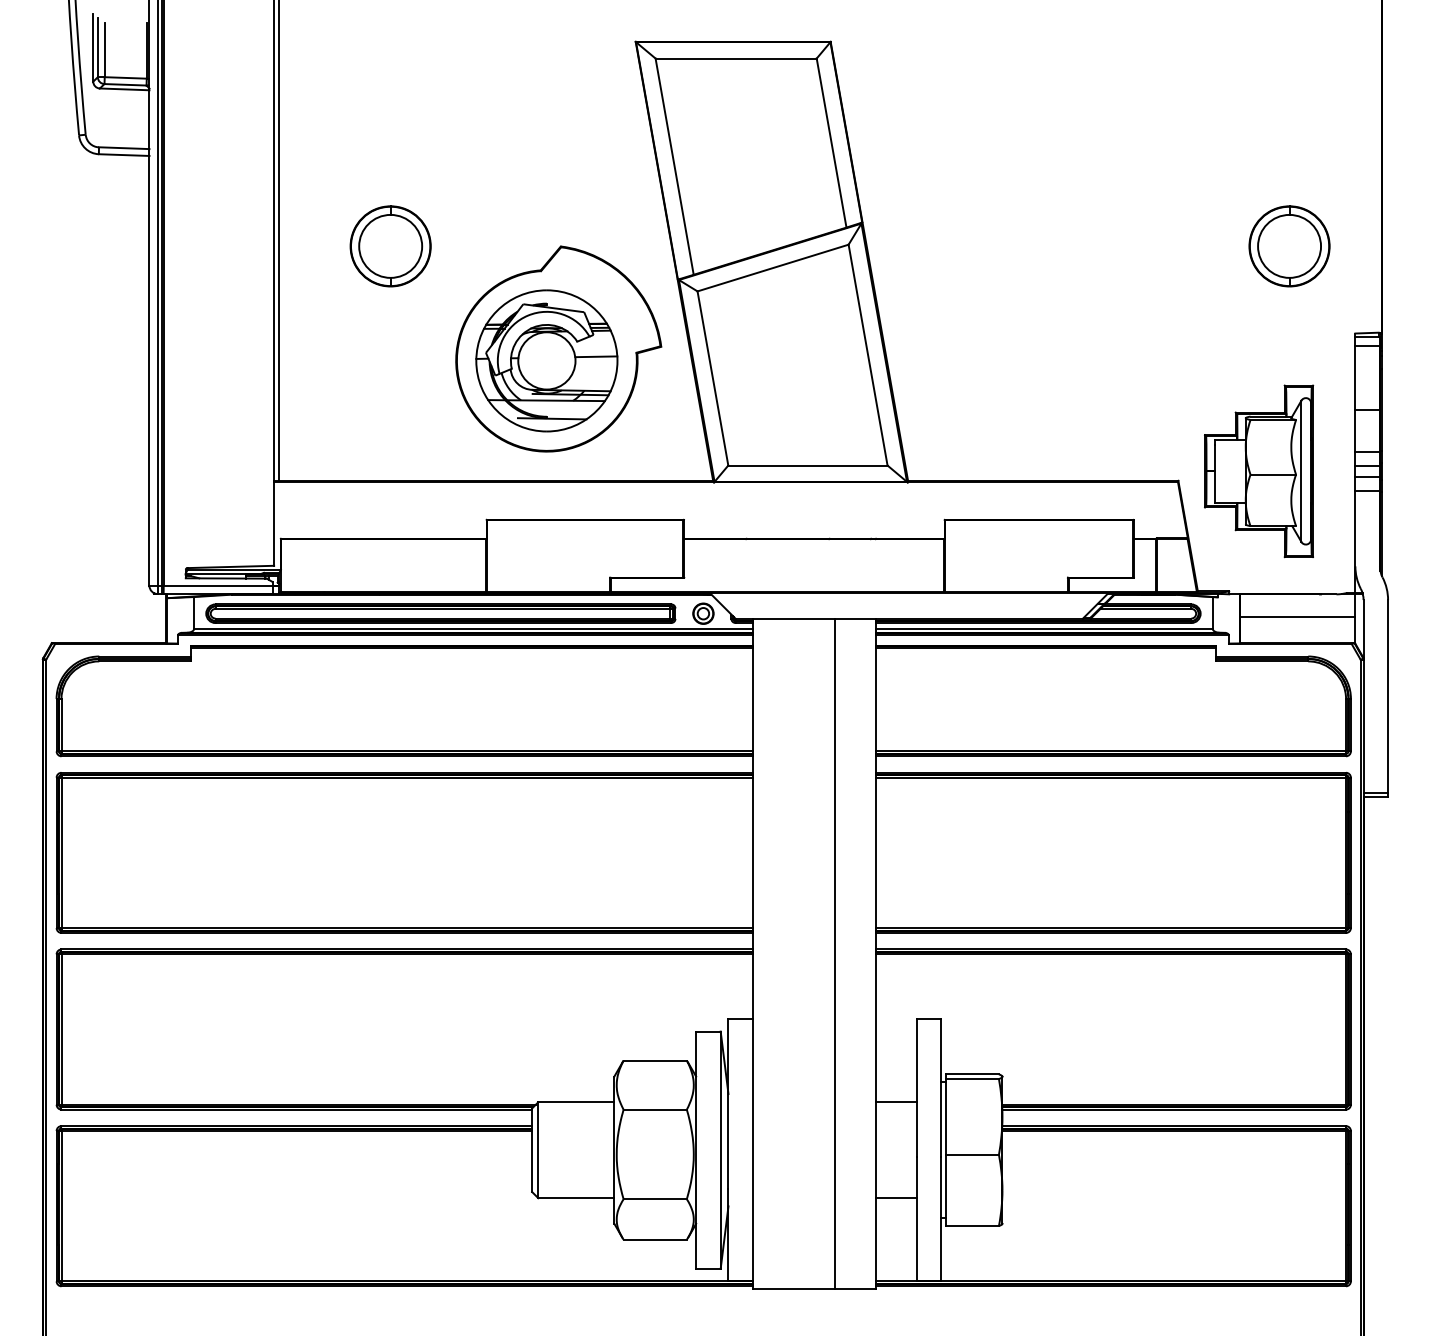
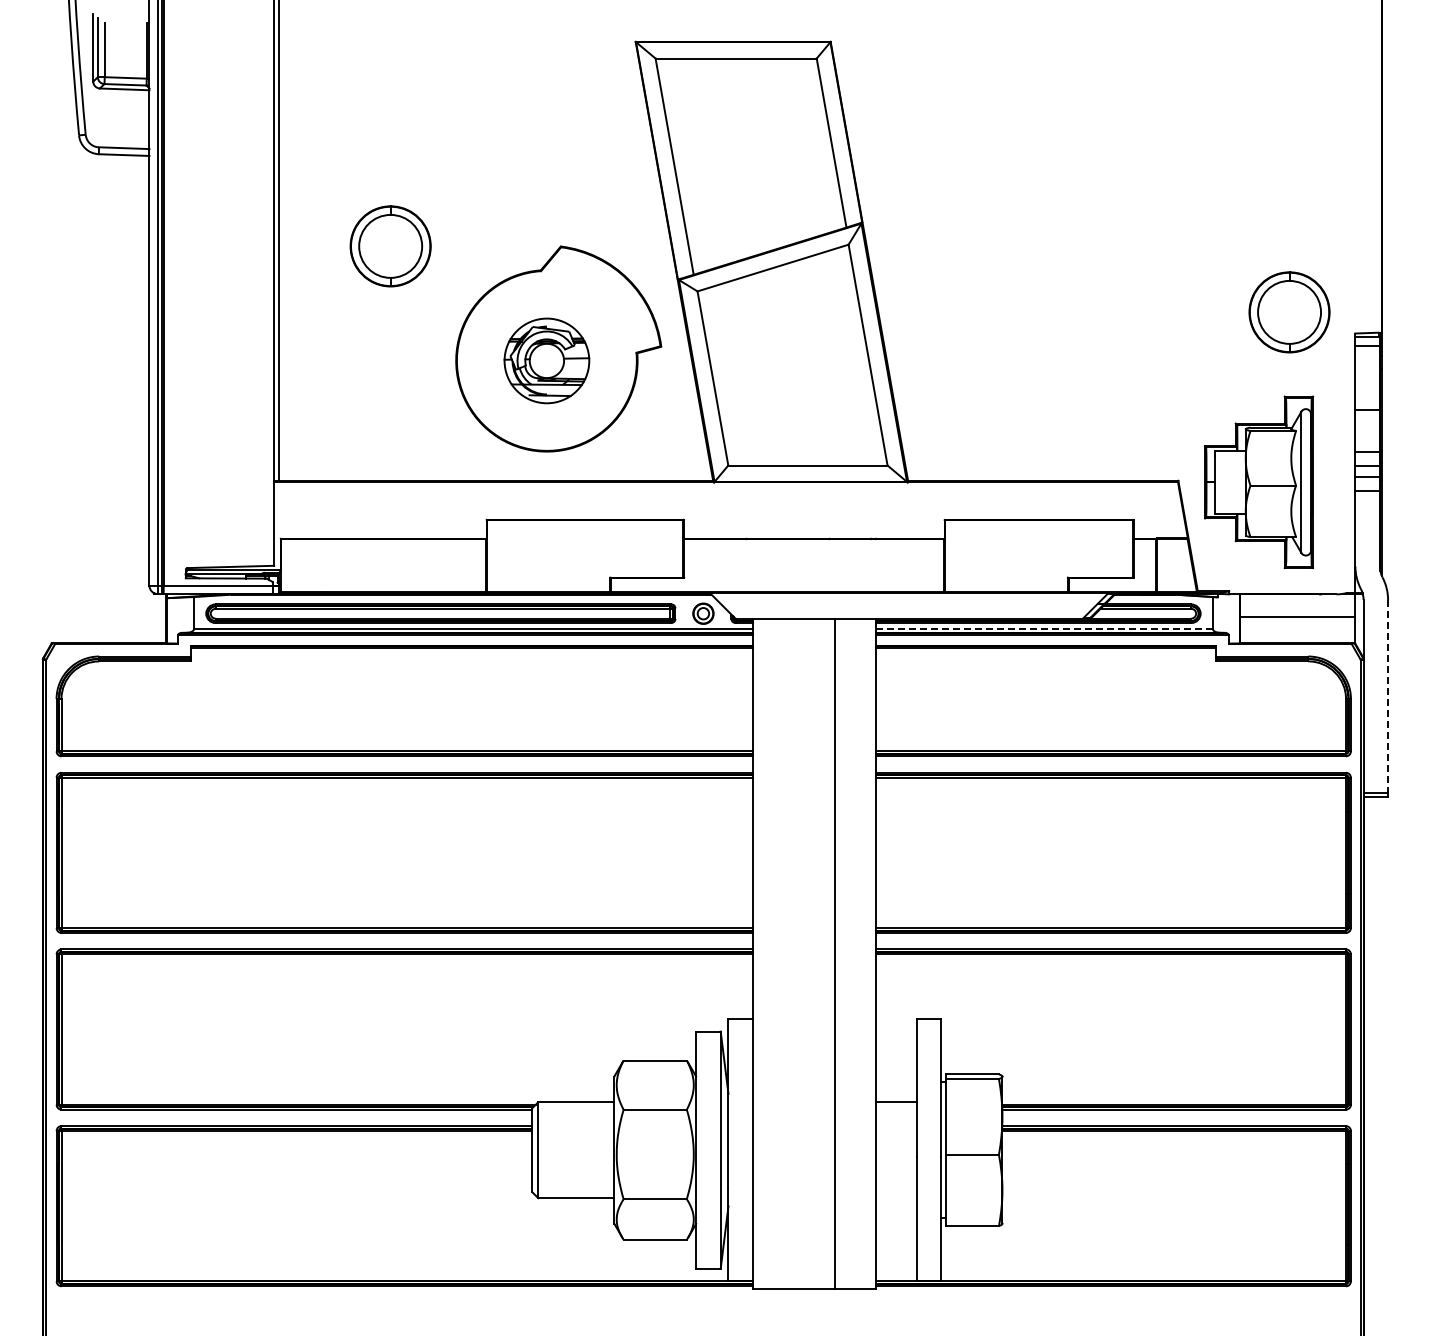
part position: (1289, 246) -> (1289, 312) (1289, 312)
part size: 144x144 px -> 88x88 px (546, 360)
part position: (1259, 471) -> (1259, 482) (1259, 482)
line: solid -> dashed (1044, 628)
line: solid -> dashed (1388, 696)
line: present -> none (895, 1198)
